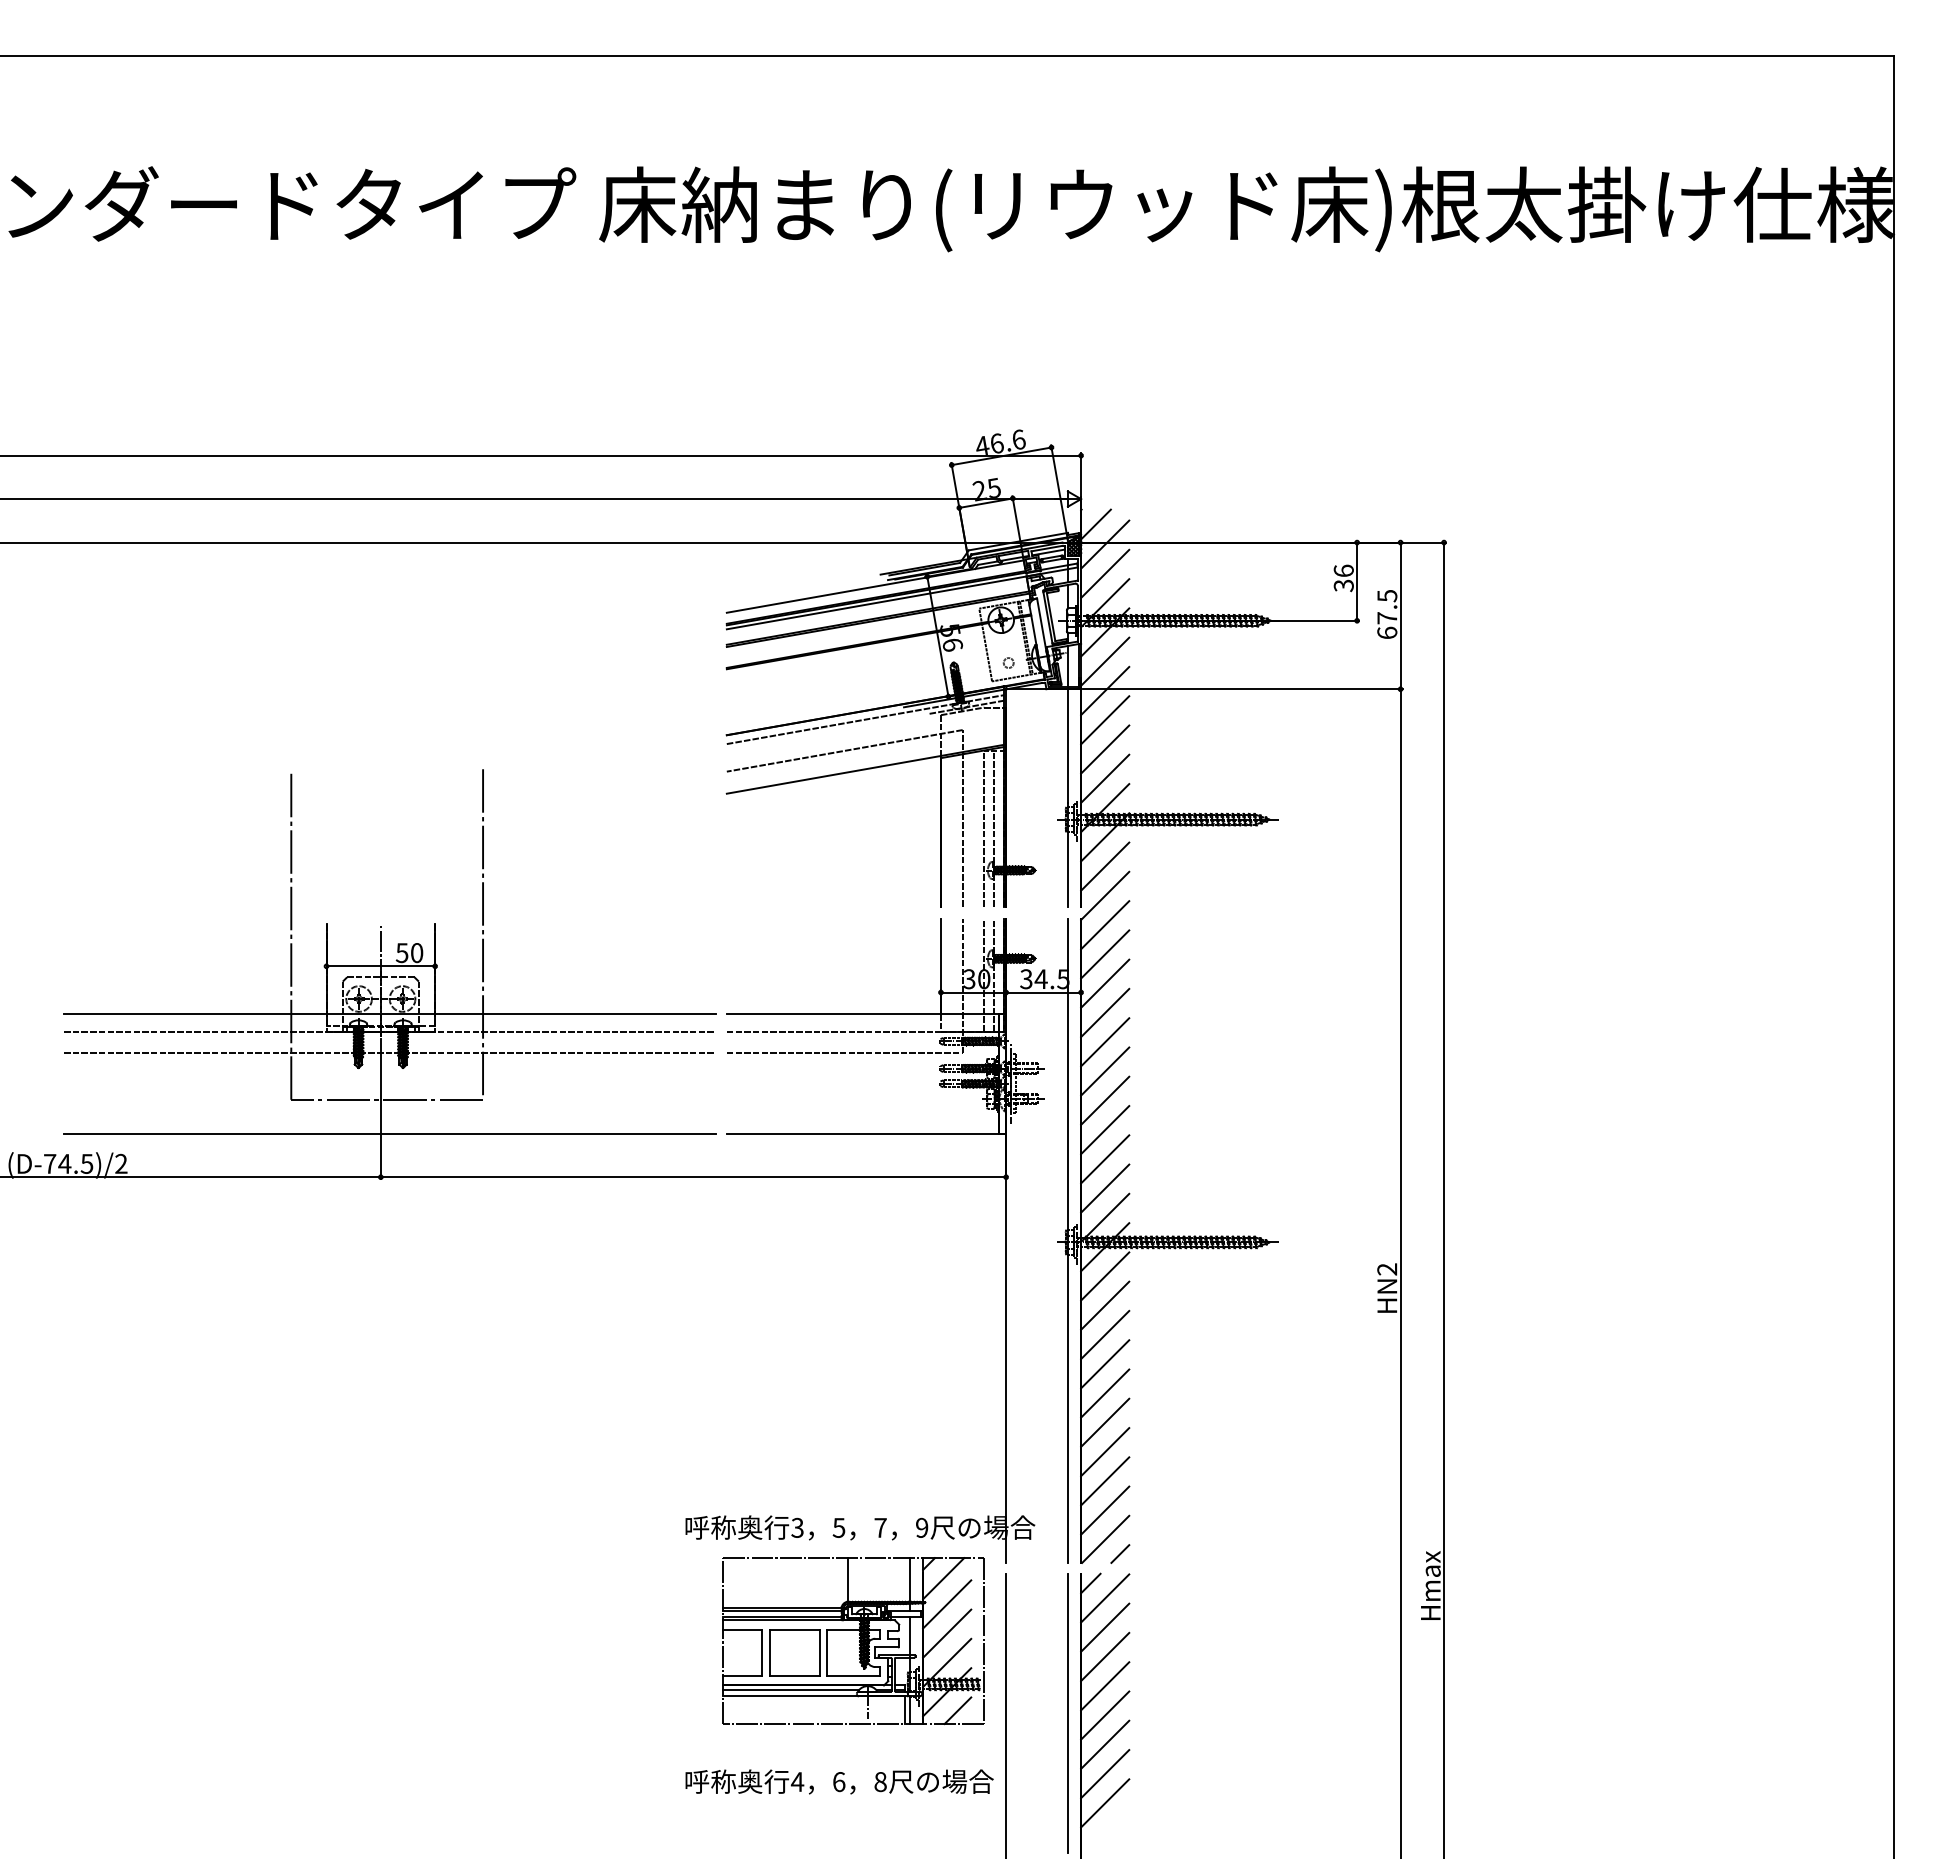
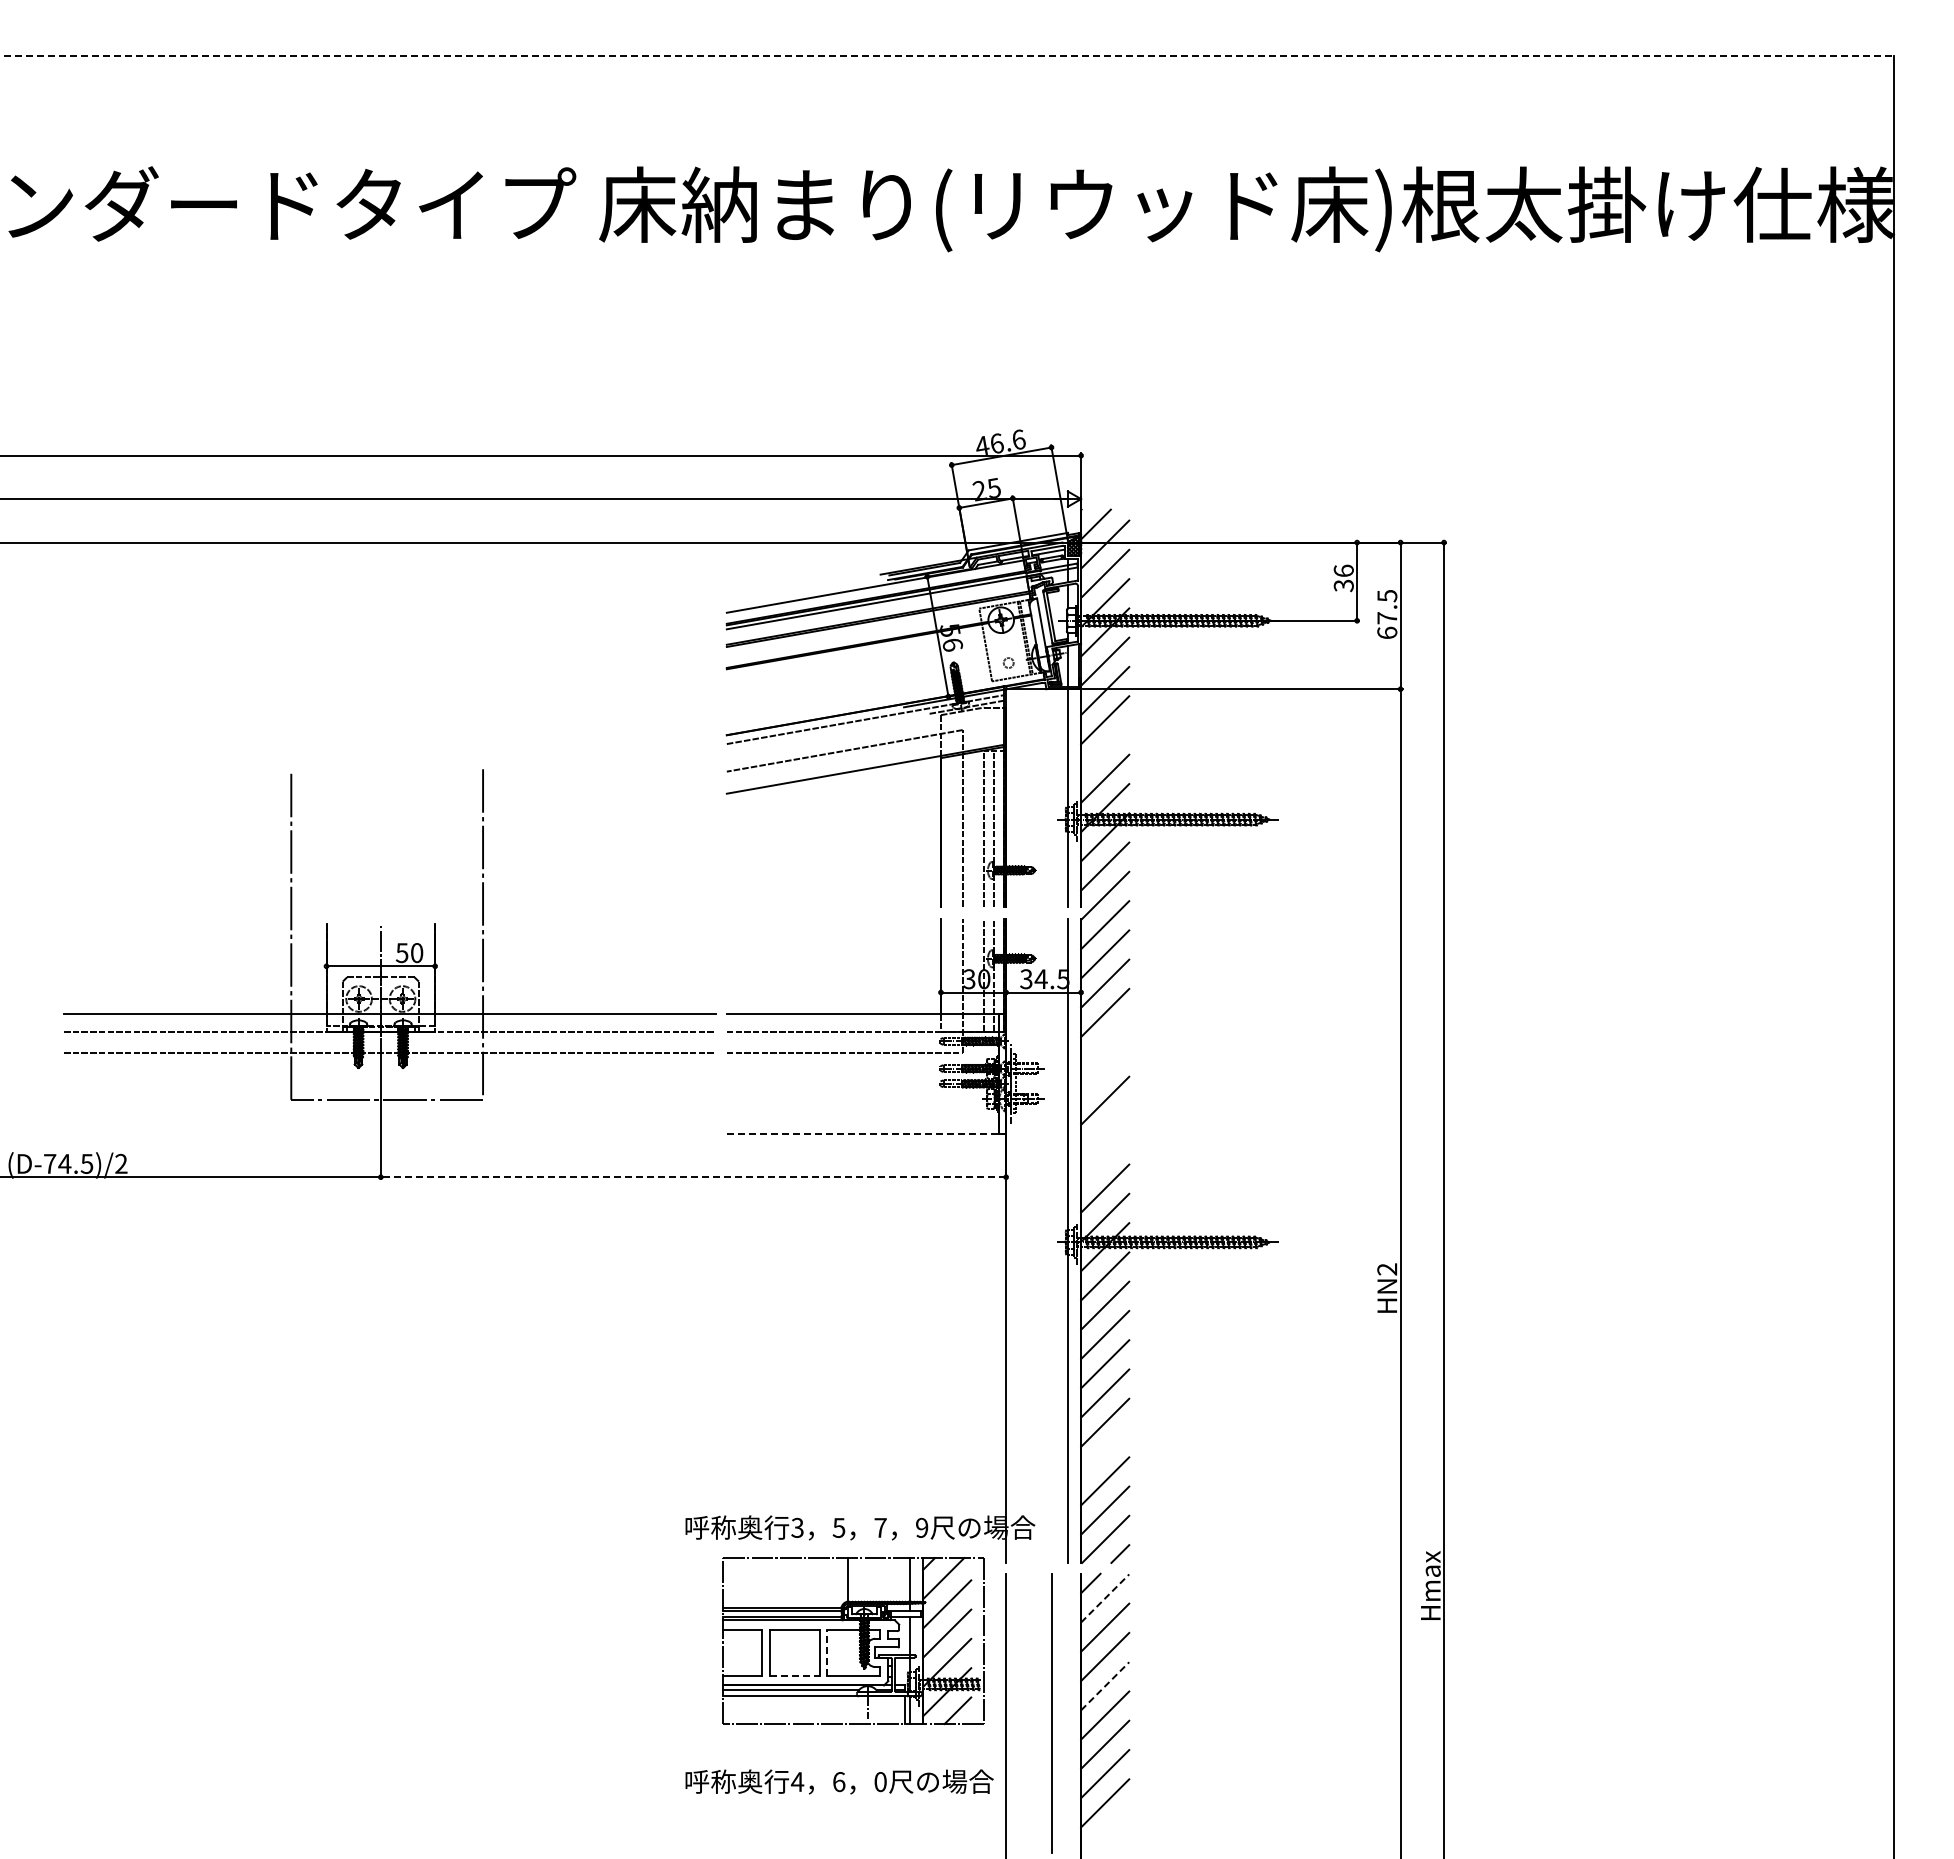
line: solid -> dashed (947, 55)
line: present -> none (1105, 749)
line: present -> none (1105, 1042)
line: present -> none (1105, 1071)
line: present -> none (1105, 1130)
line: present -> none (389, 1133)
line: solid -> dashed (866, 1133)
line: present -> none (1105, 1159)
line: solid -> dashed (693, 1177)
line: present -> none (1105, 1452)
line: solid -> dashed (1105, 1598)
line: solid -> dashed (827, 1652)
line: solid -> dashed (795, 1675)
line: solid -> dashed (1105, 1685)
line position: (1067, 1713) -> (1051, 1713) (1051, 1713)
text: 8 -> 0 (880, 1781)
